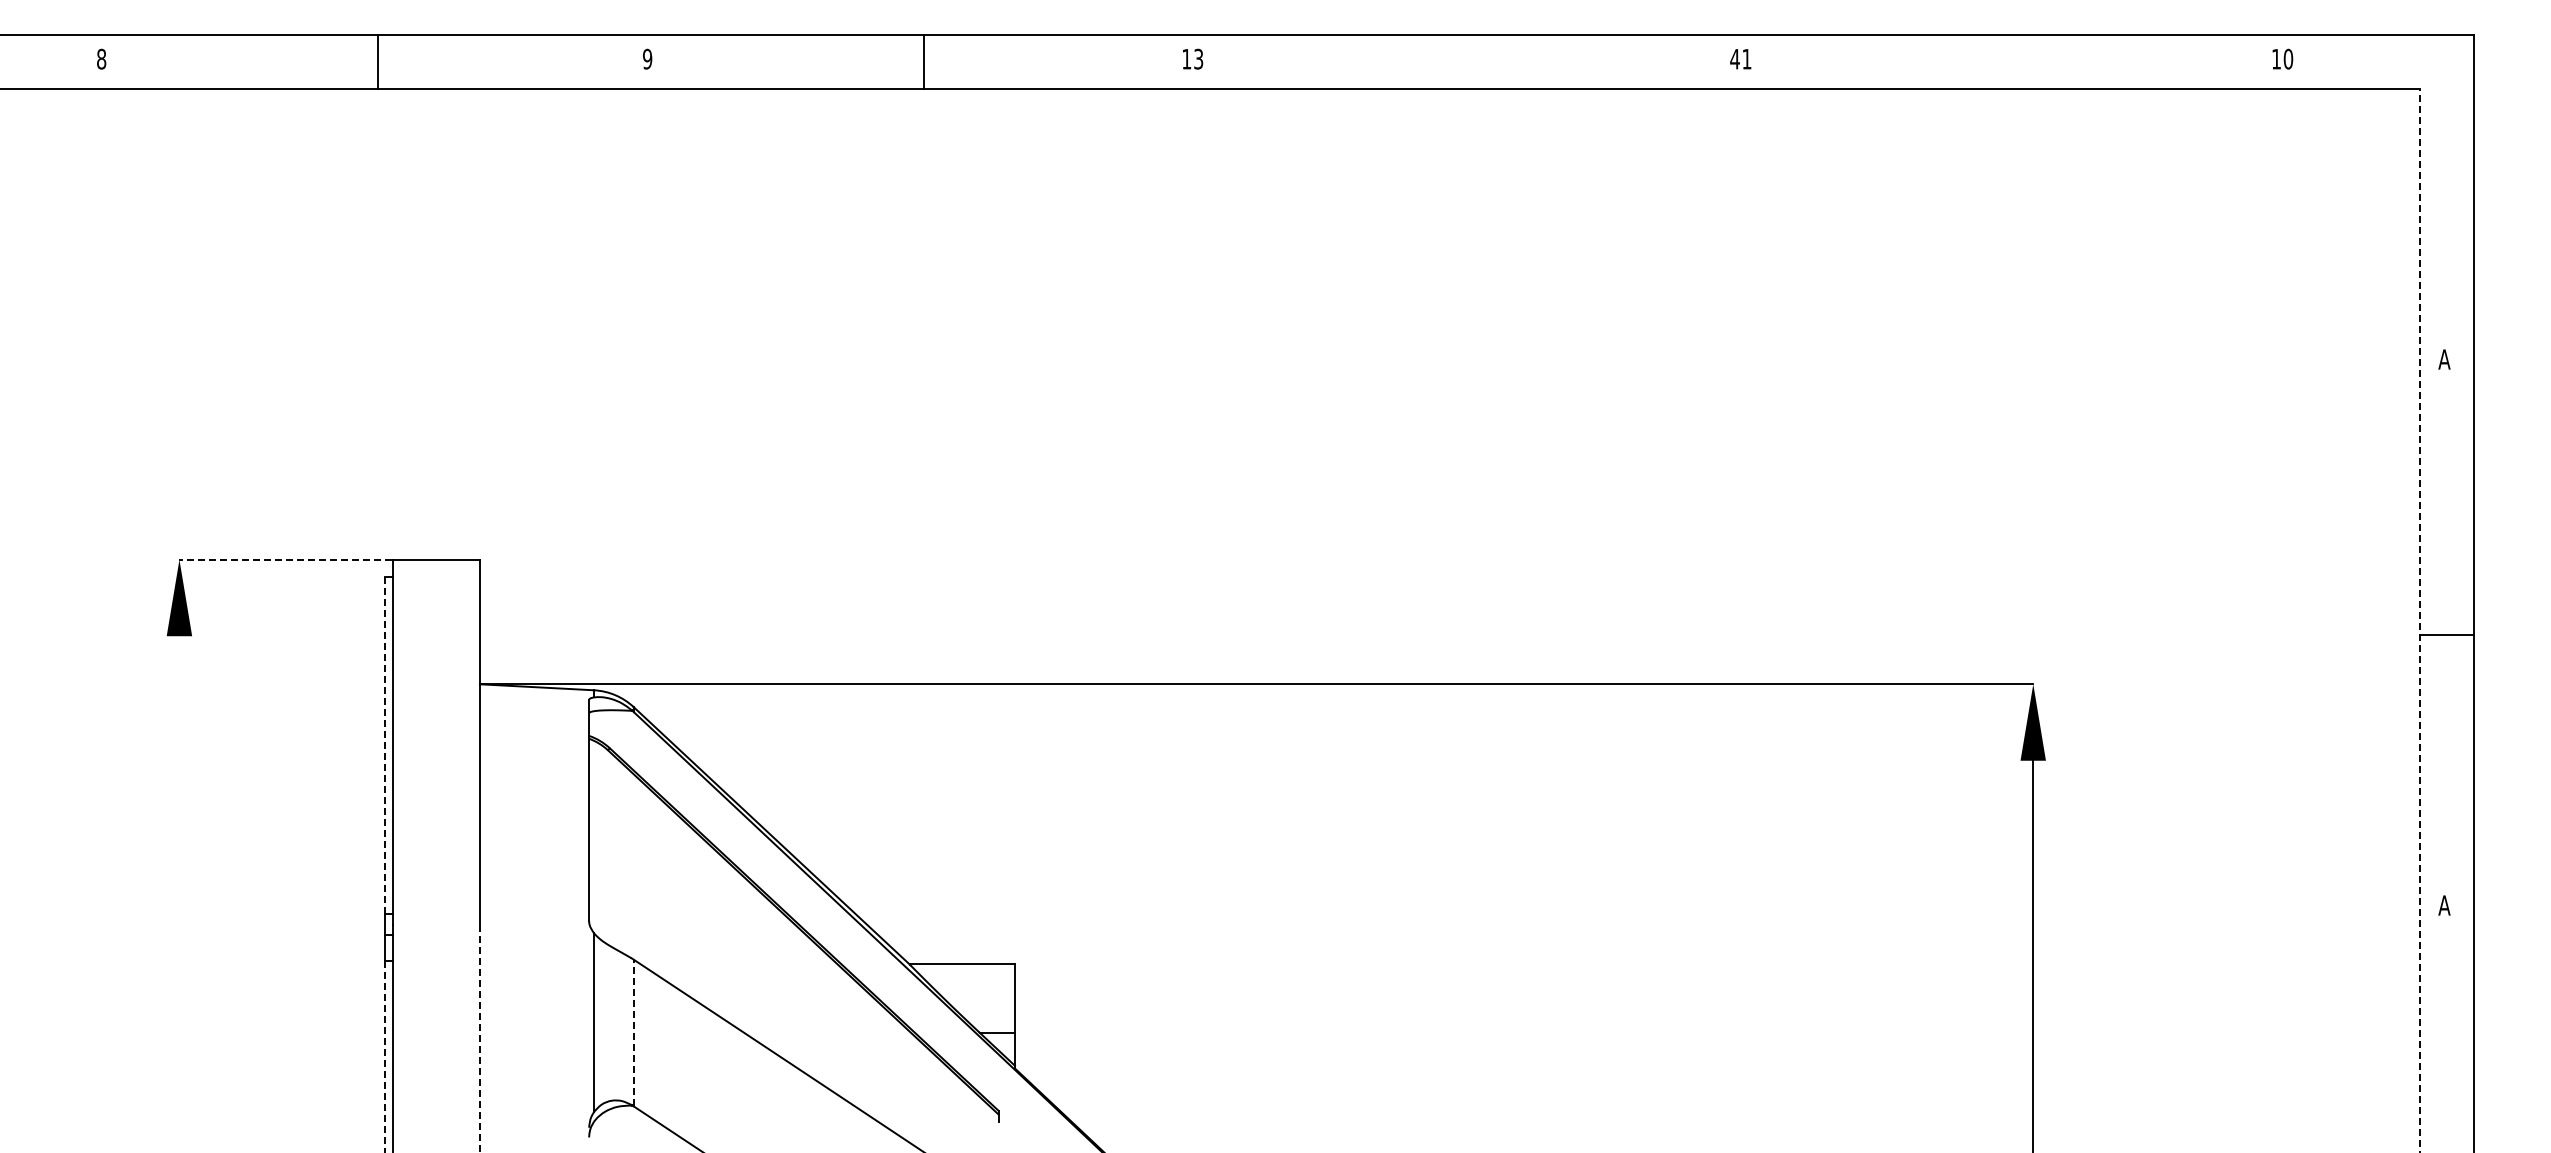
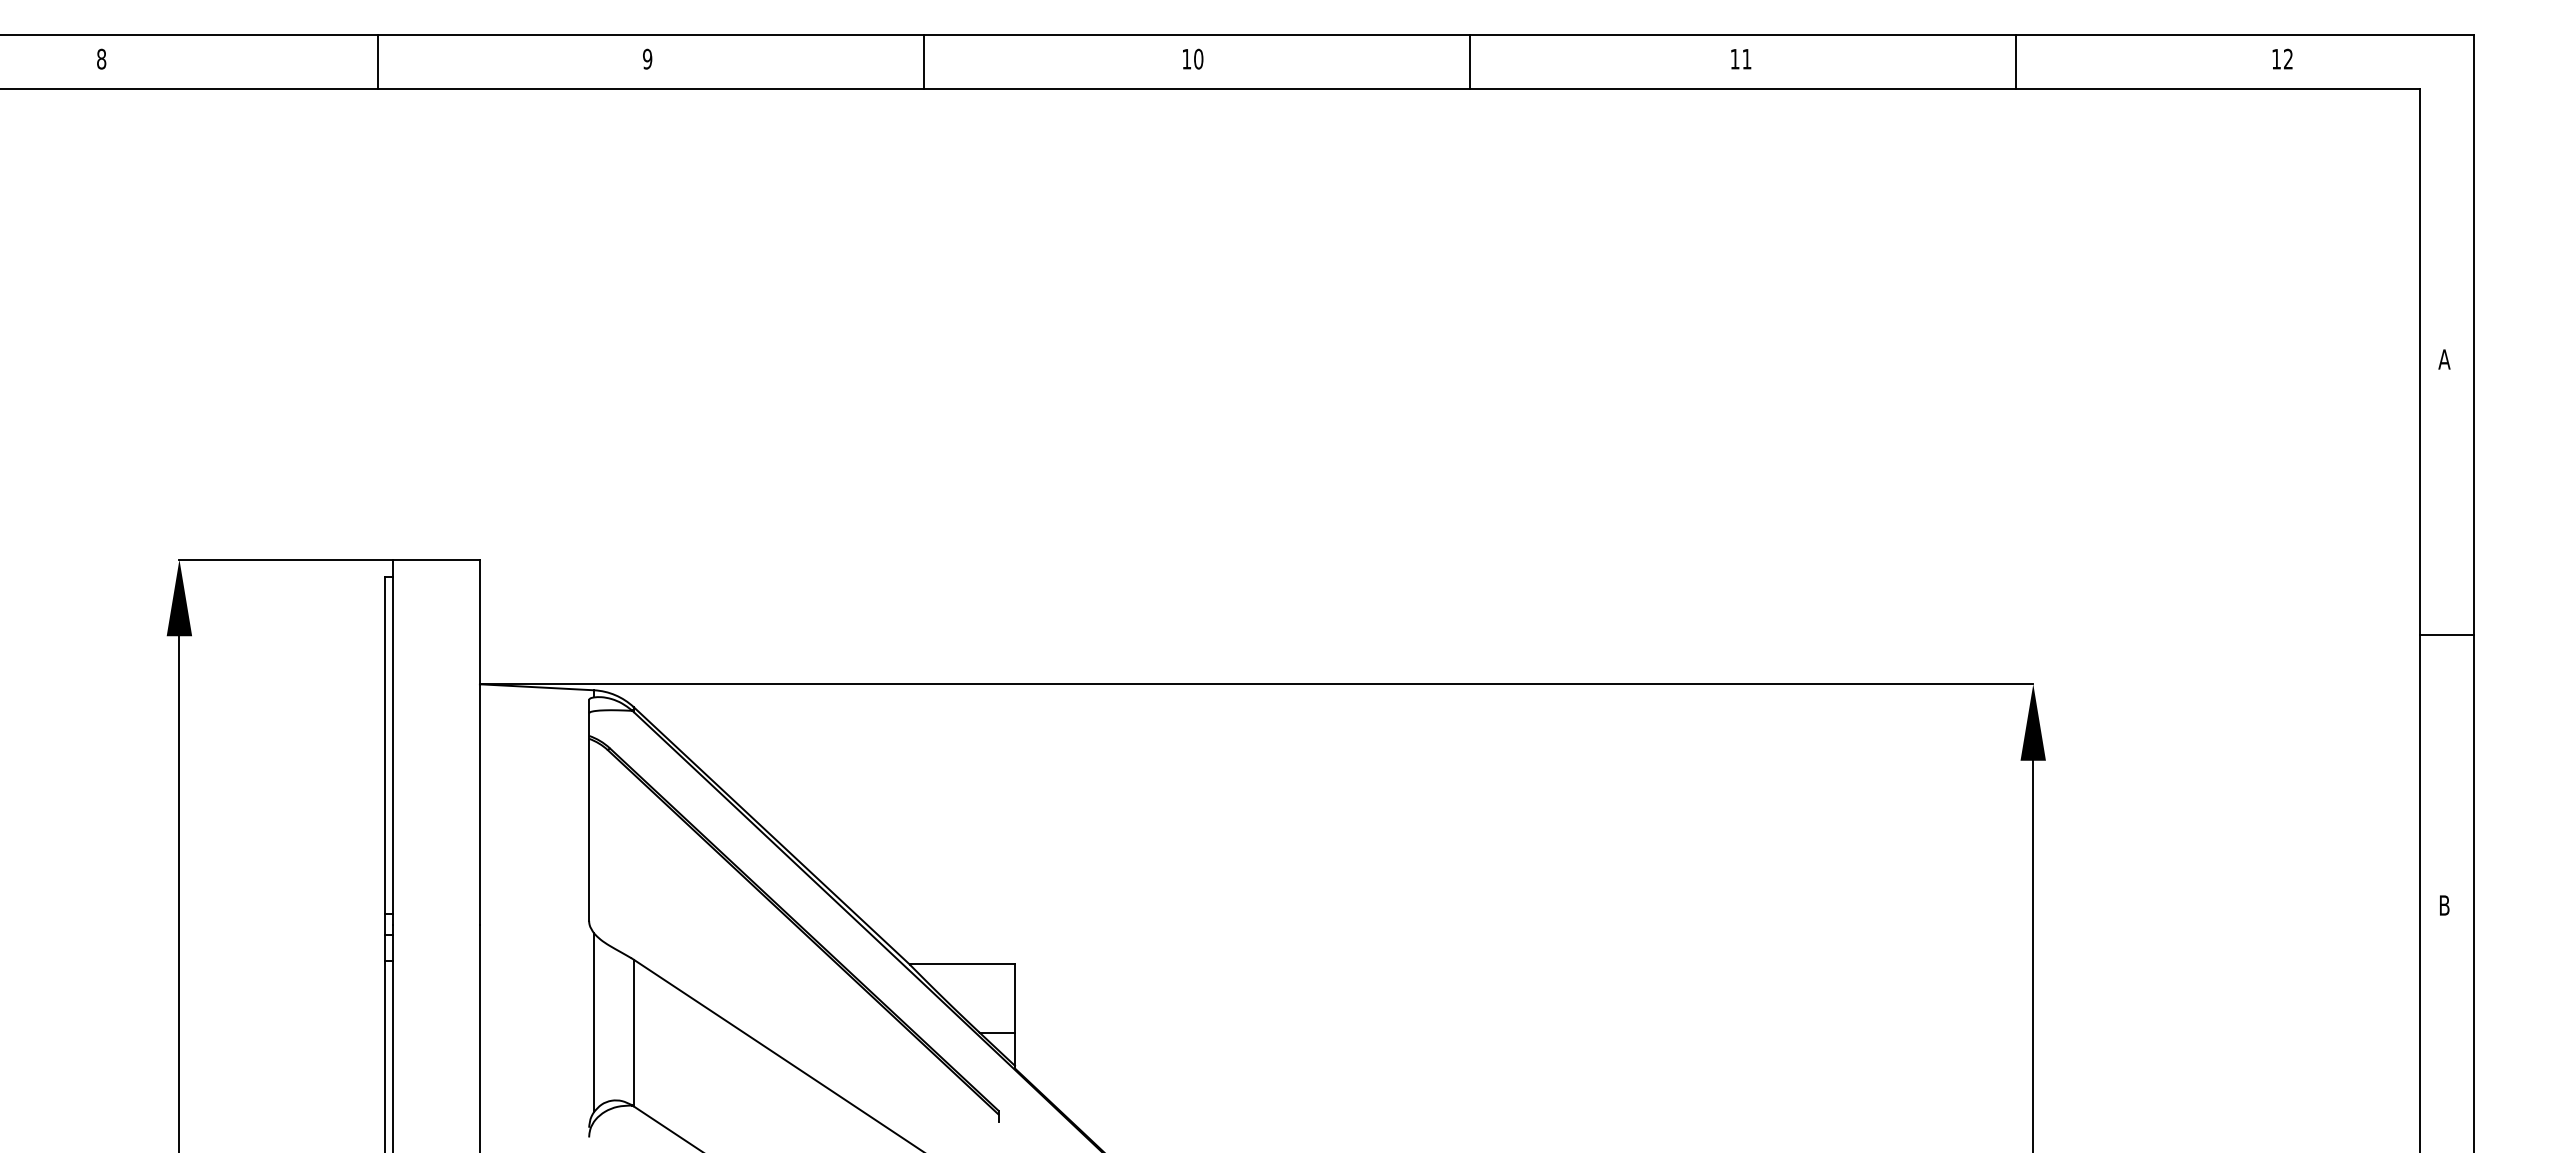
text: 13 -> 10 (1198, 58)
text: 10 -> 12 (2288, 58)
text: 41 -> 11 (1734, 59)
line: none -> present (1469, 61)
line: none -> present (2015, 61)
line: dashed -> solid (285, 559)
line: dashed -> solid (2419, 621)
line: dashed -> solid (384, 745)
line: none -> present (179, 892)
text: A -> B (2444, 905)
line: dashed -> solid (633, 1032)
line: dashed -> solid (479, 1039)
line: dashed -> solid (384, 1056)
